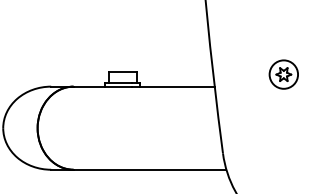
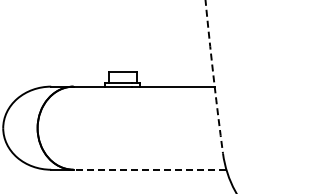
part: present -> none (283, 74)
arc: solid -> dashed (213, 77)
line: solid -> dashed (149, 169)
